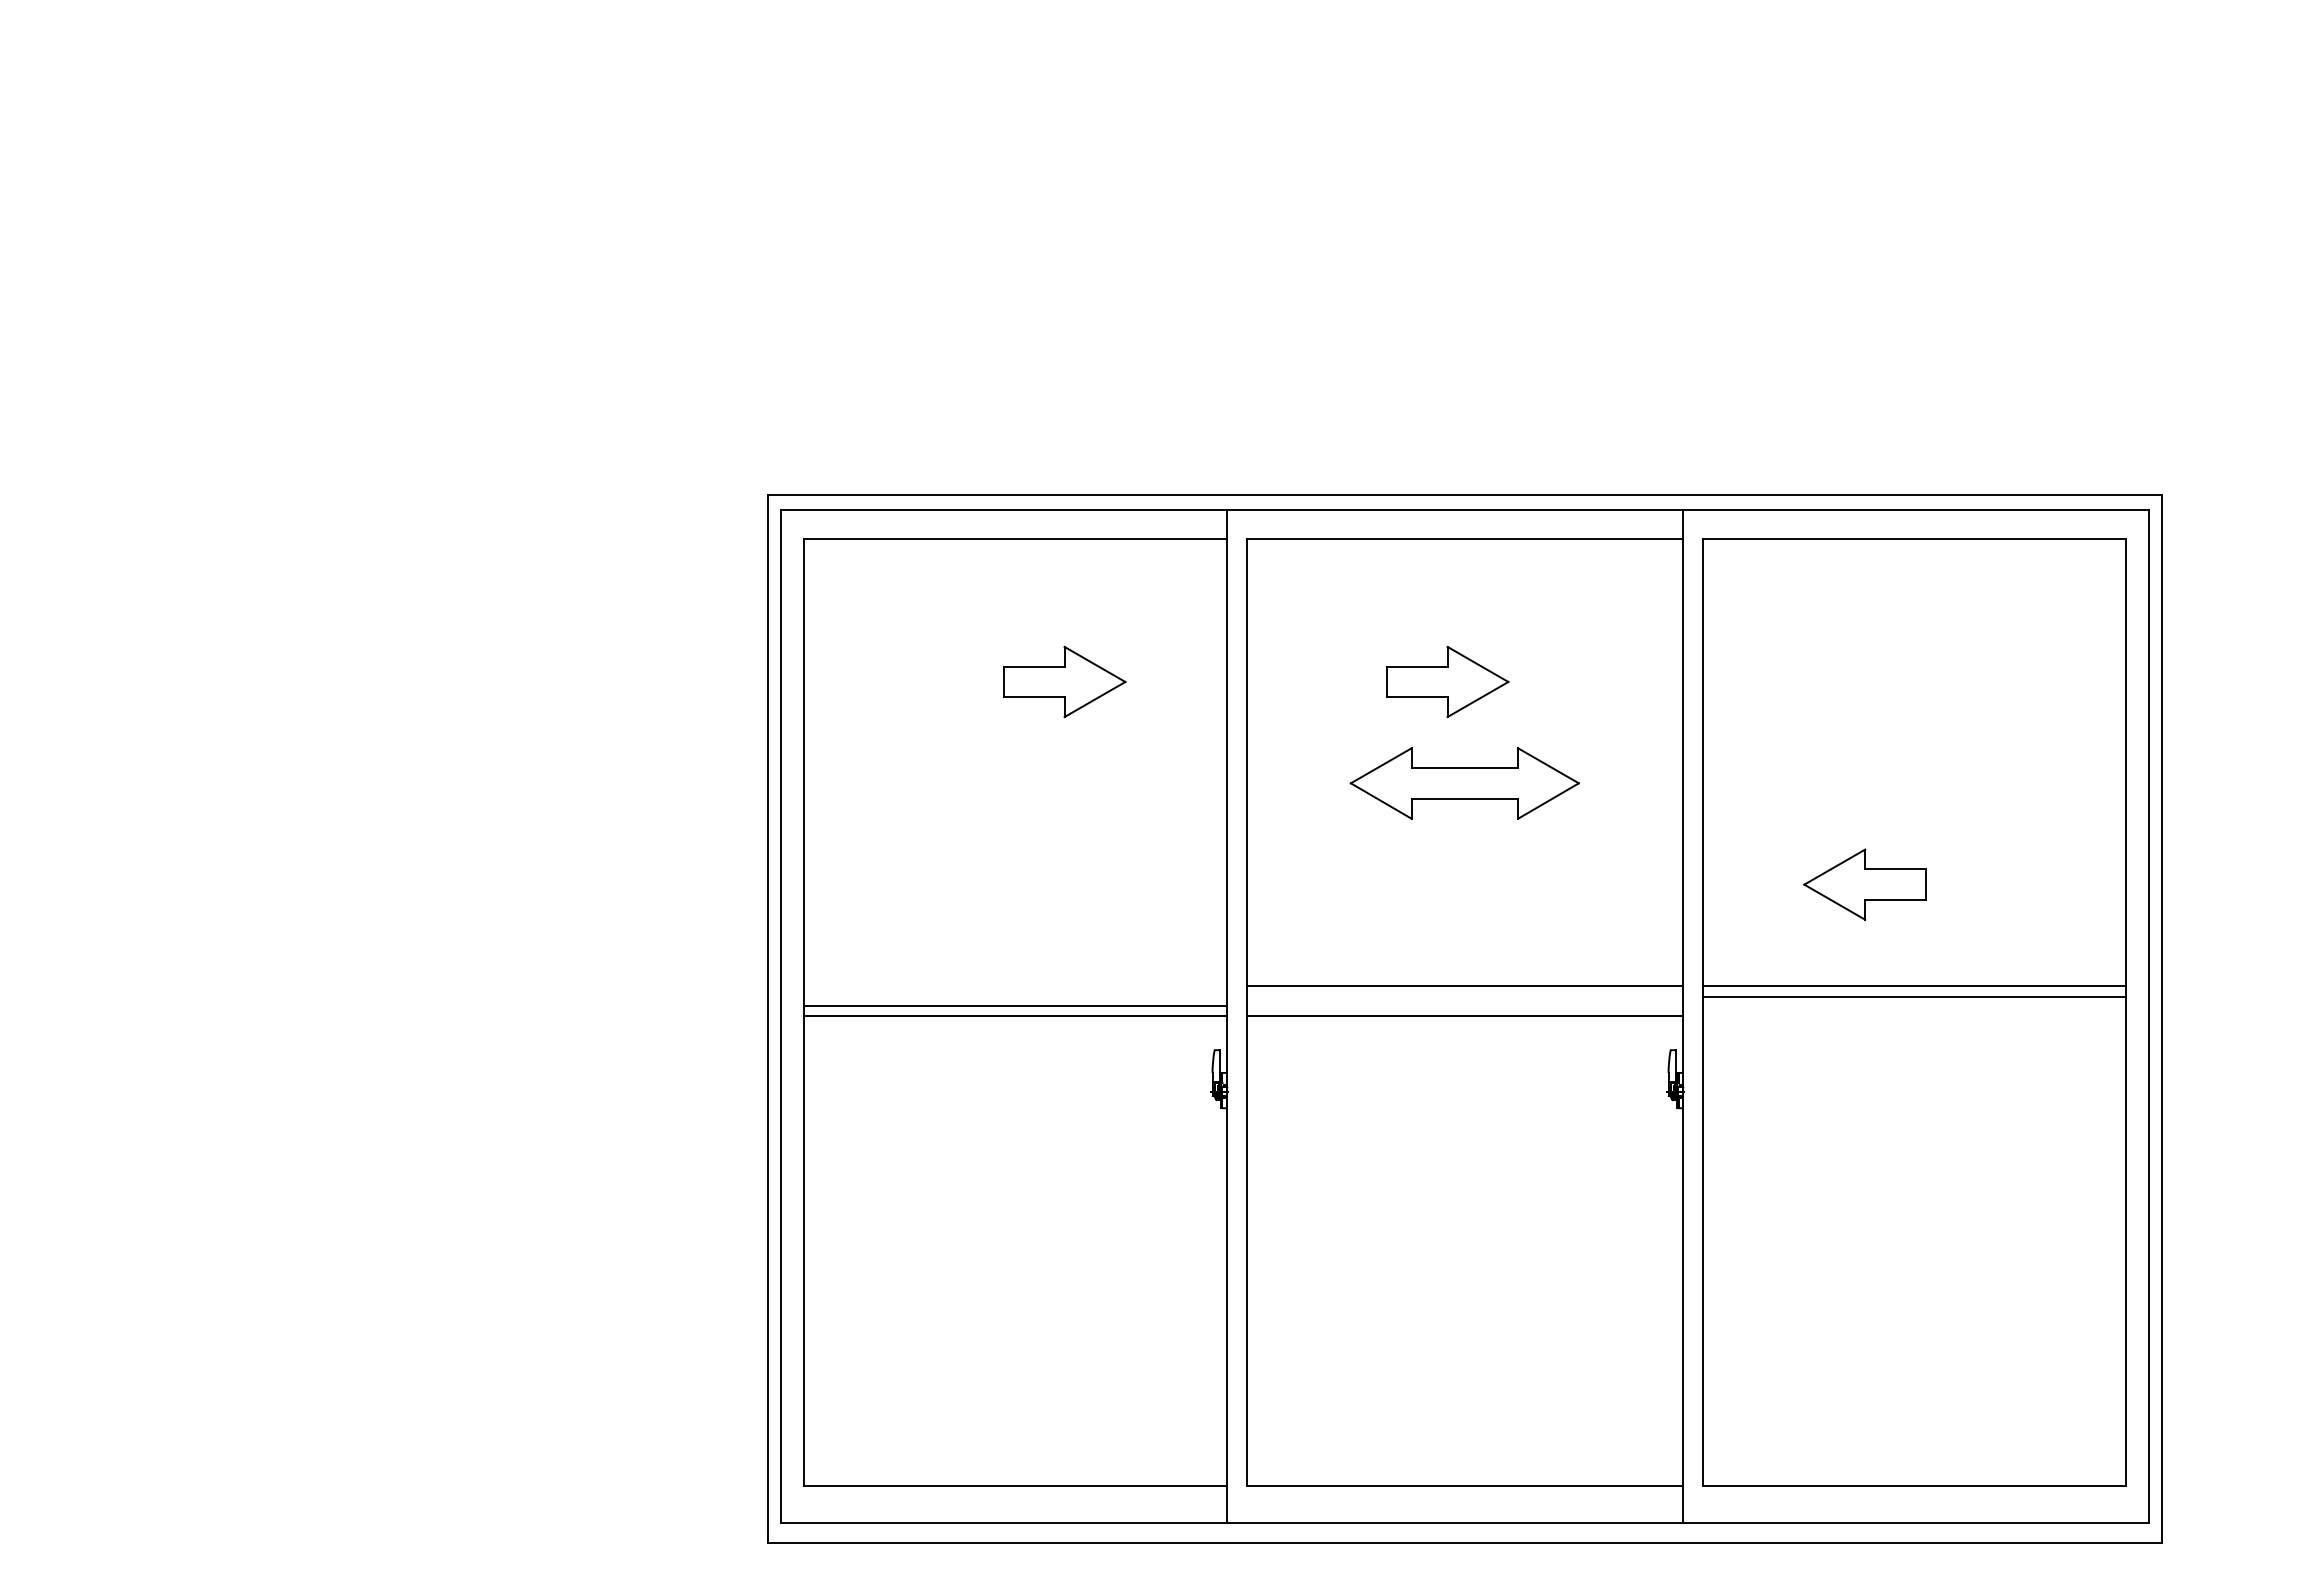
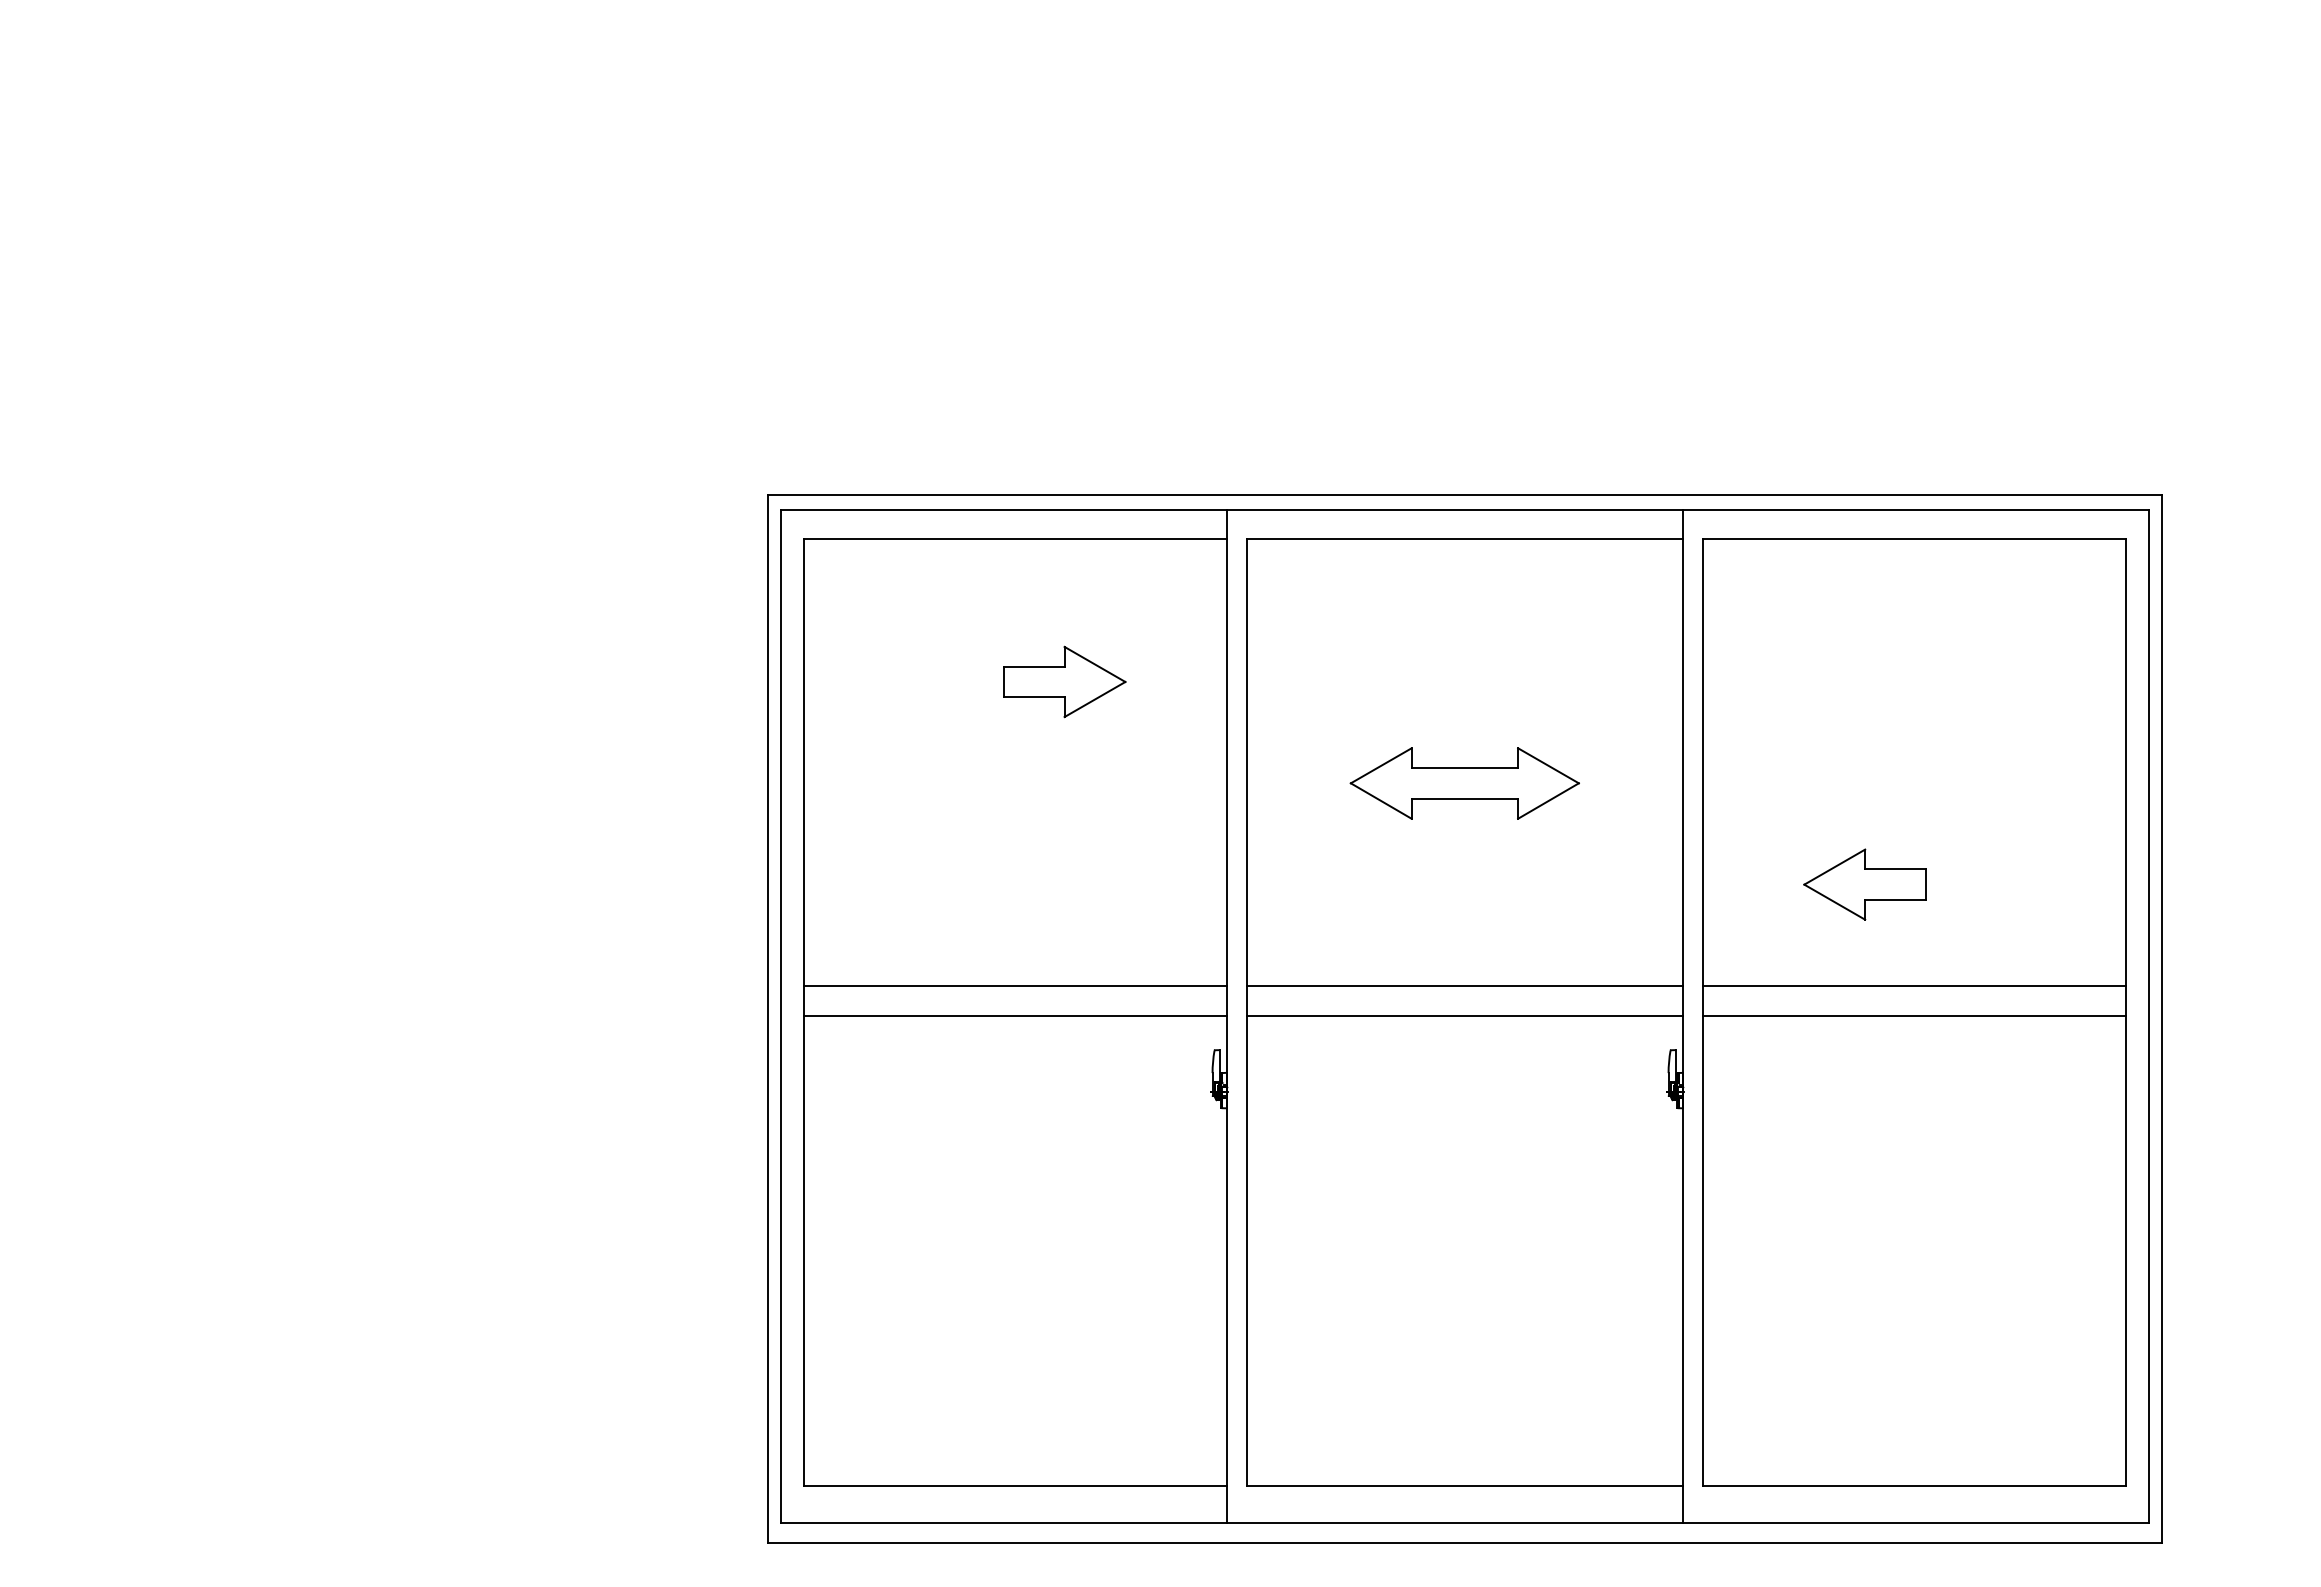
part: present -> none (1447, 681)
line position: (1914, 997) -> (1914, 1016) (1914, 1016)
line position: (1014, 1006) -> (1014, 986) (1014, 986)
